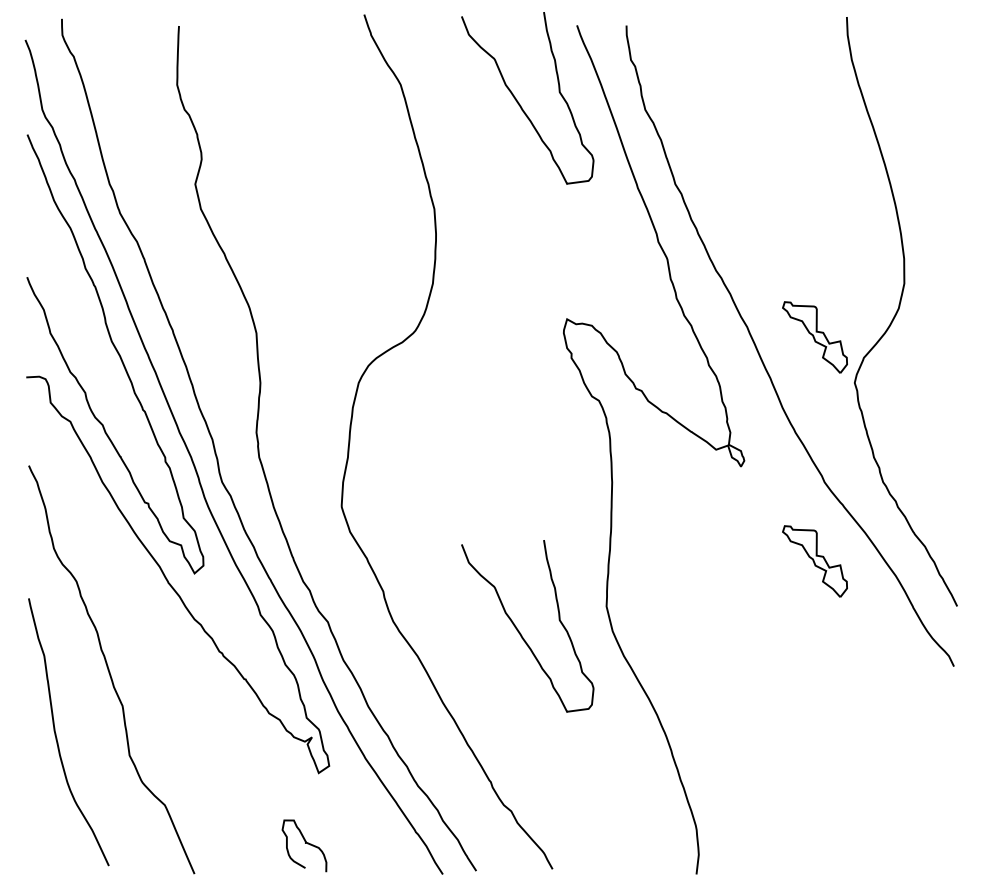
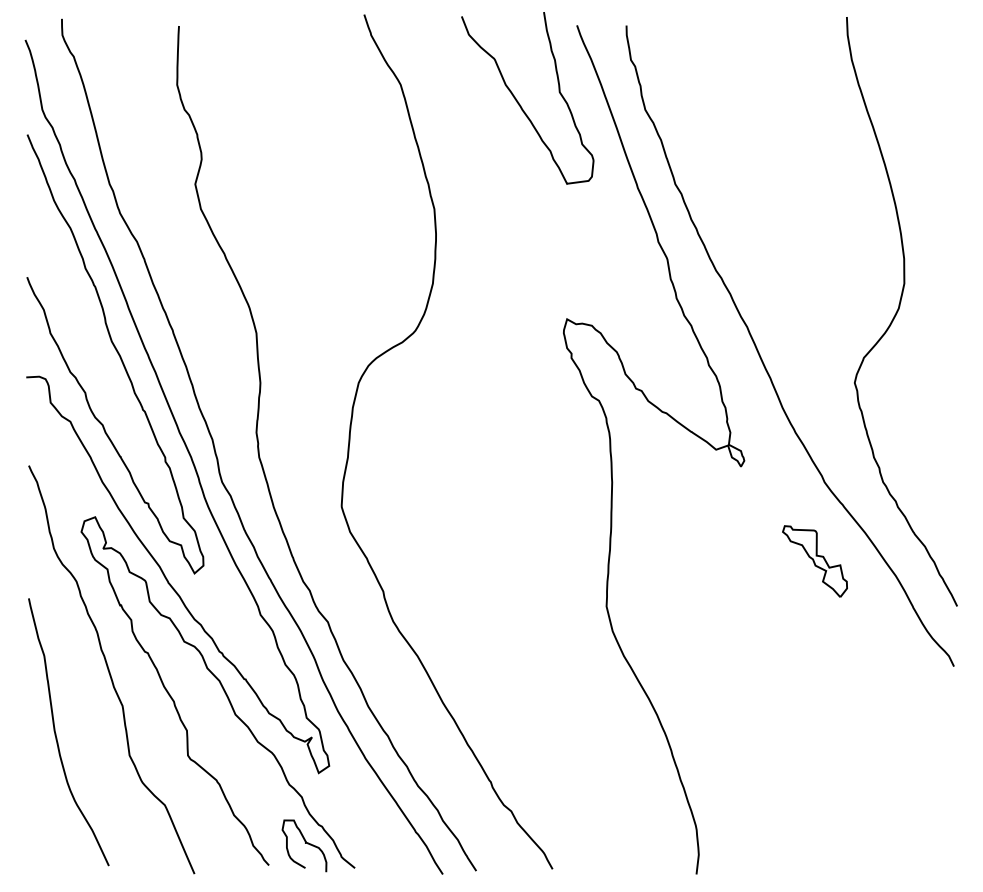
part: present -> none (814, 337)
curve: present -> none (520, 632)
curve: none -> present (222, 689)
